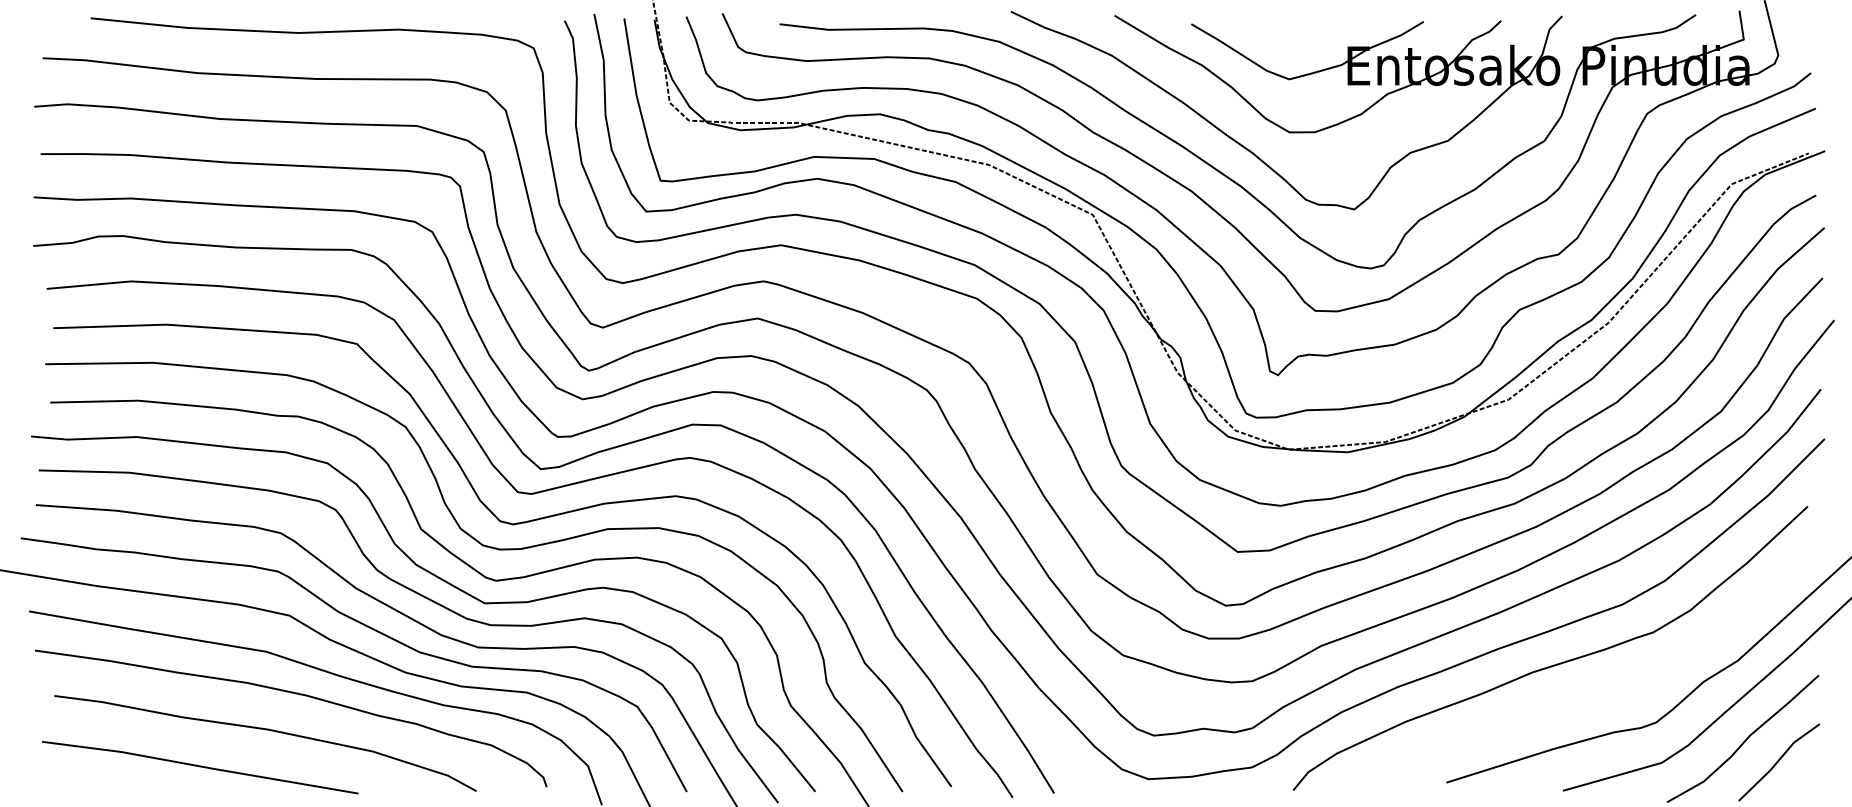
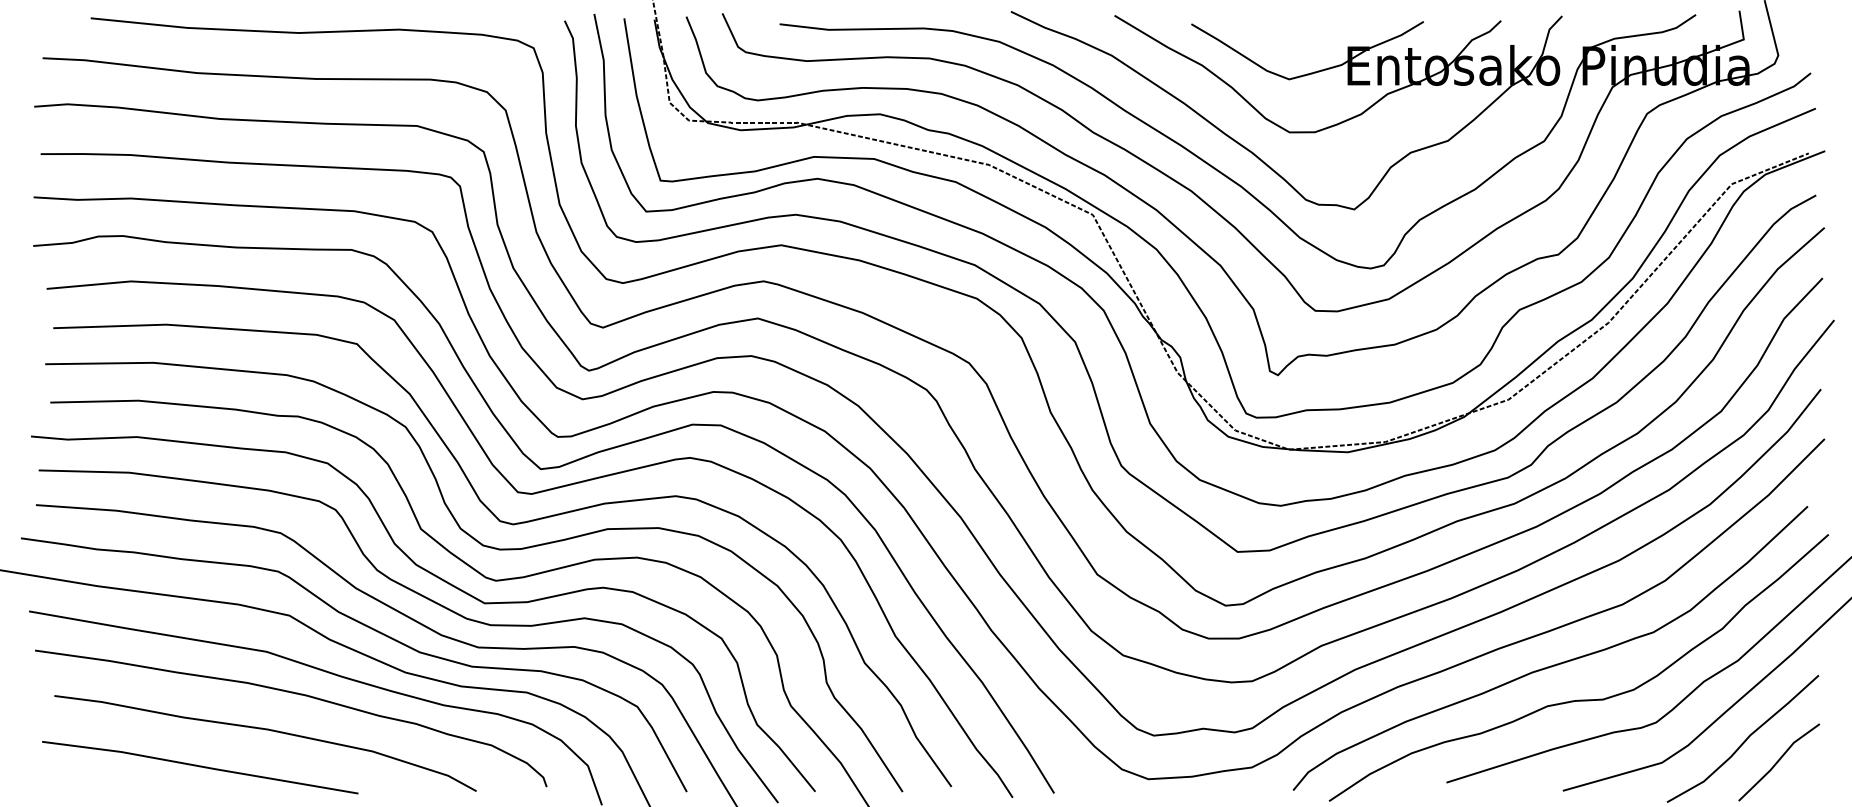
curve: none -> present (1578, 699)
